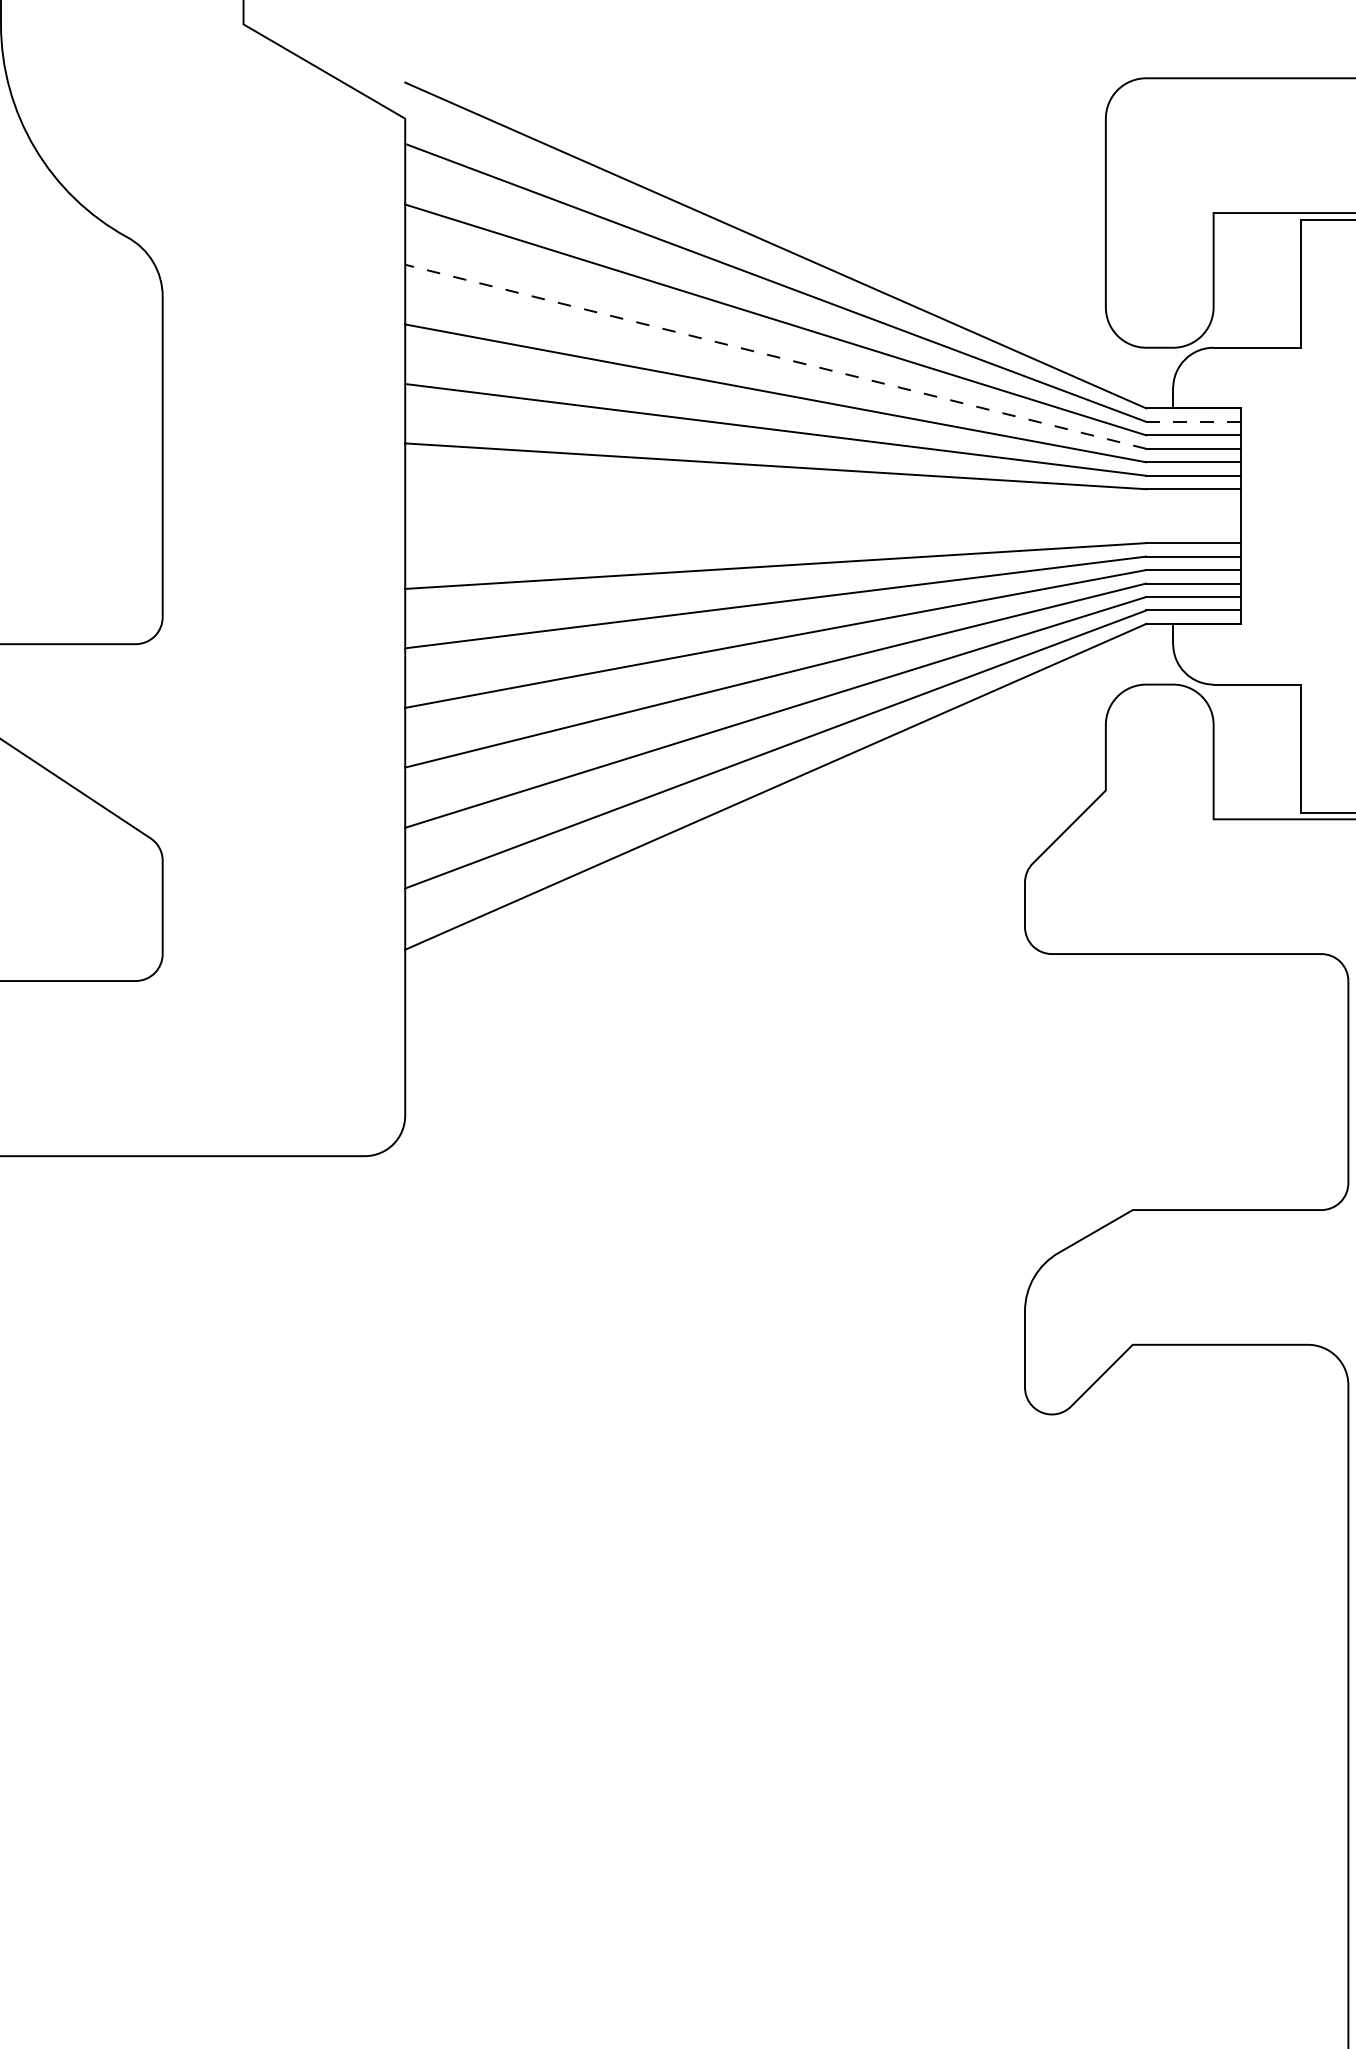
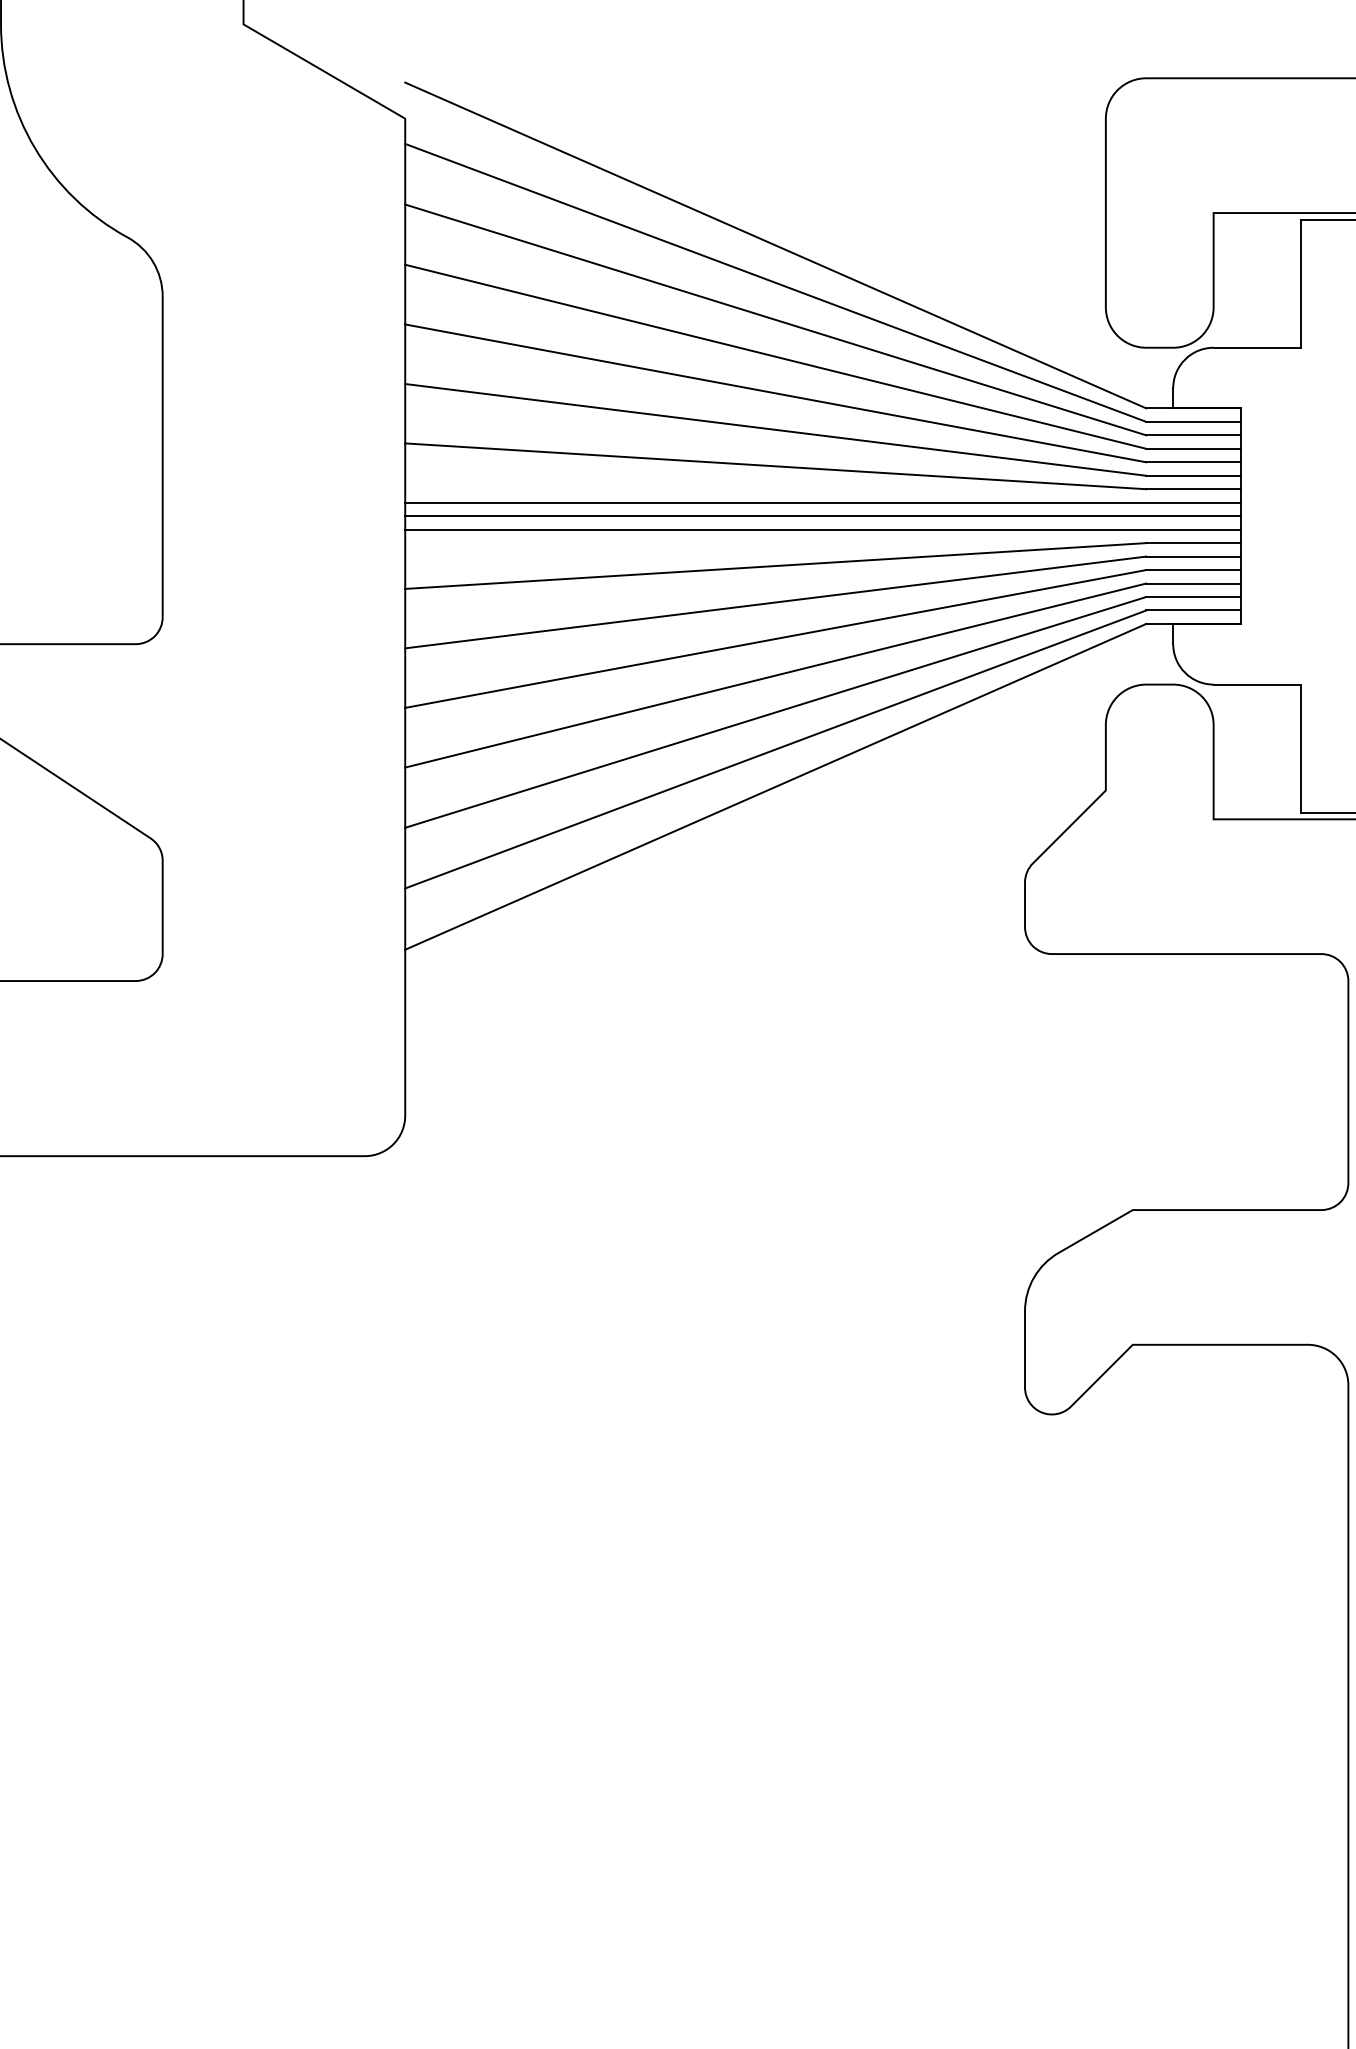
line: dashed -> solid (775, 356)
line: dashed -> solid (1192, 421)
line: none -> present (822, 502)
line: none -> present (822, 516)
line: none -> present (822, 529)
